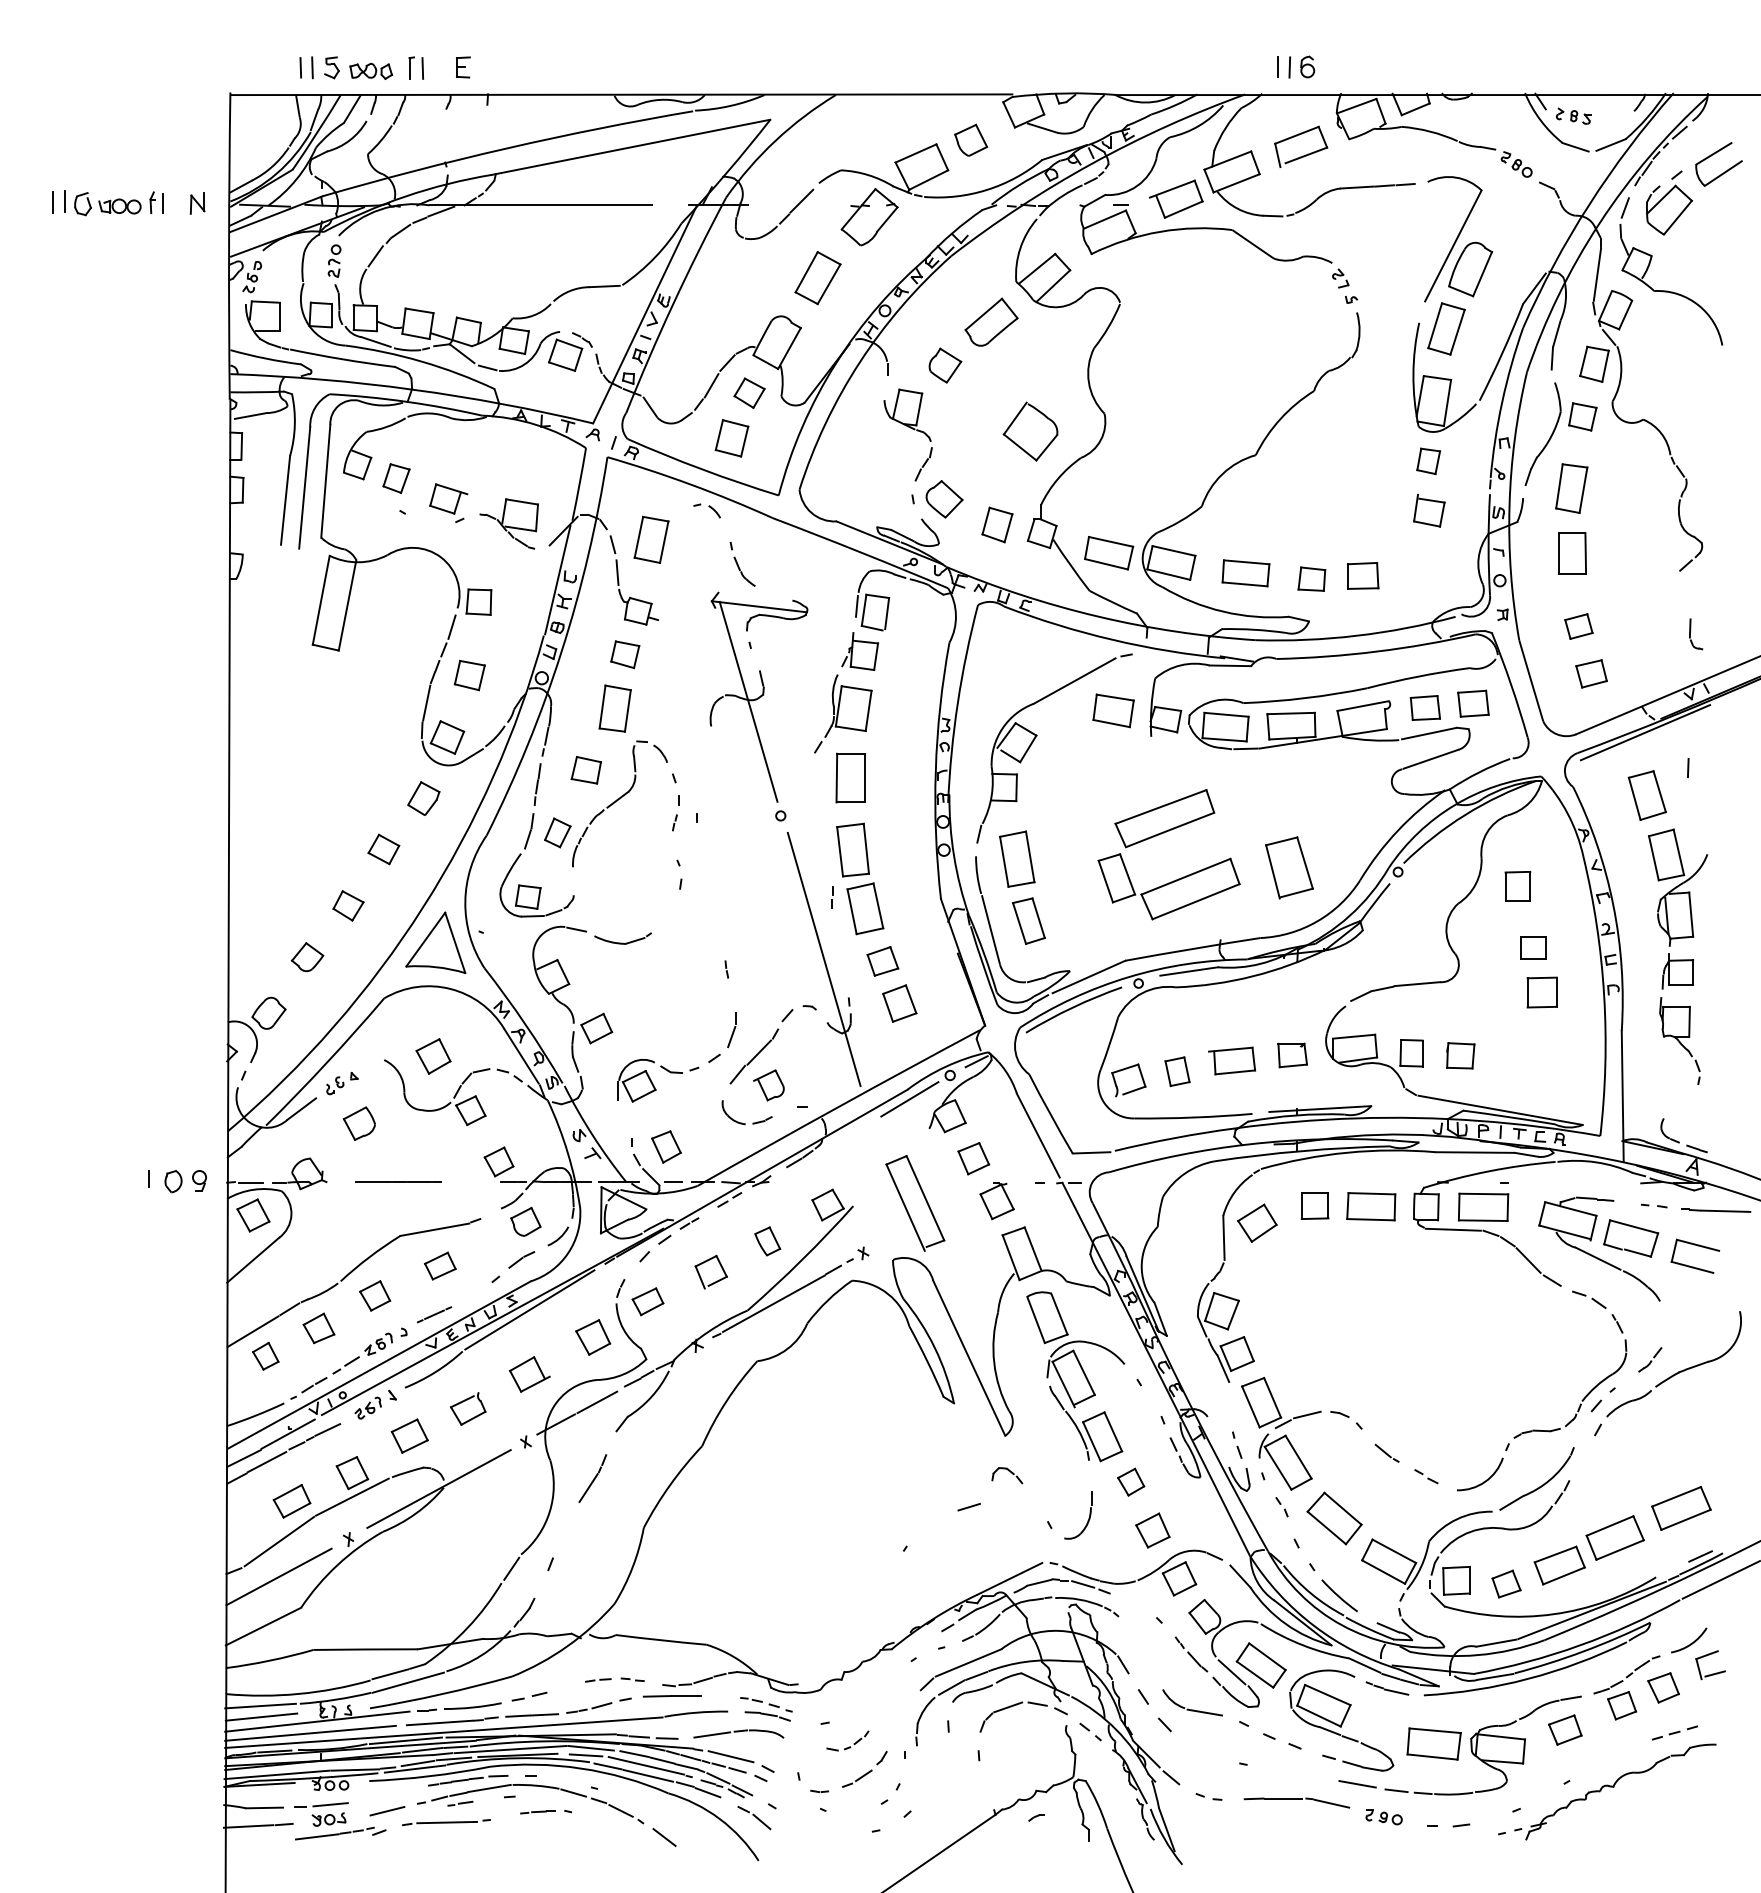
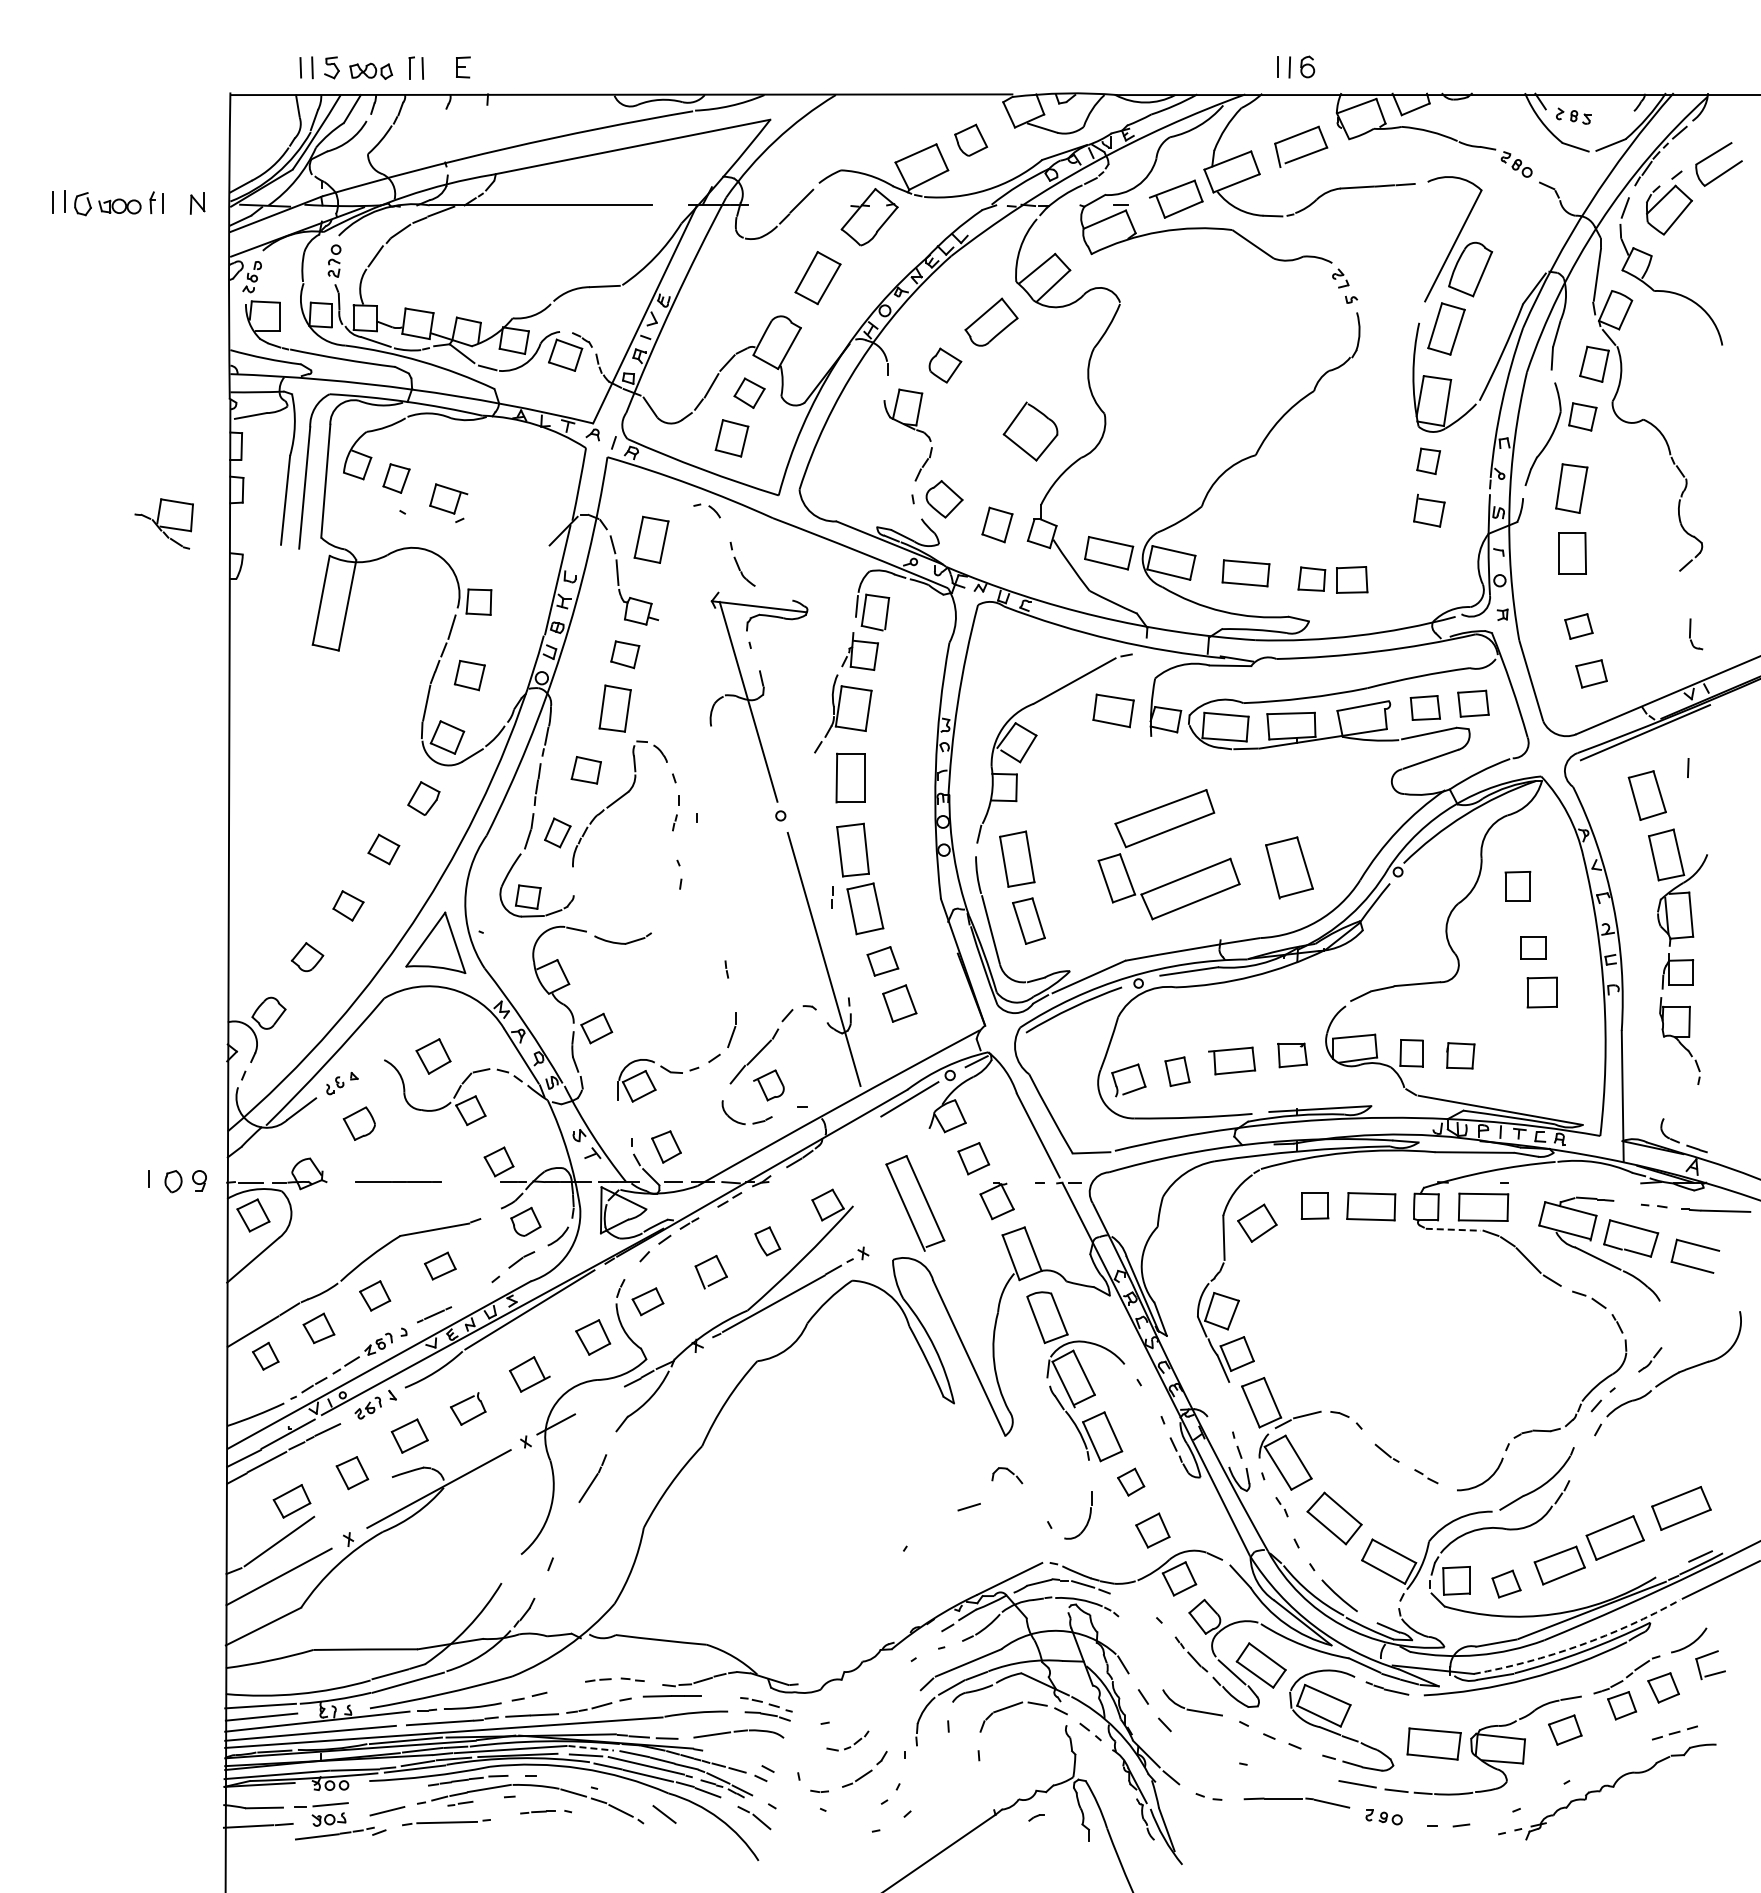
part position: (508, 523) -> (163, 523) (163, 523)
part position: (1363, 575) -> (1352, 579) (1352, 579)
line: solid -> dashed (1453, 1229)
line: present -> none (597, 1402)
line: present -> none (352, 1496)
line: present -> none (511, 1568)
arc: solid -> dashed (1580, 1645)
line: solid -> dashed (591, 1748)
line: present -> none (730, 1756)
line position: (664, 1837) -> (664, 1814) (664, 1814)
